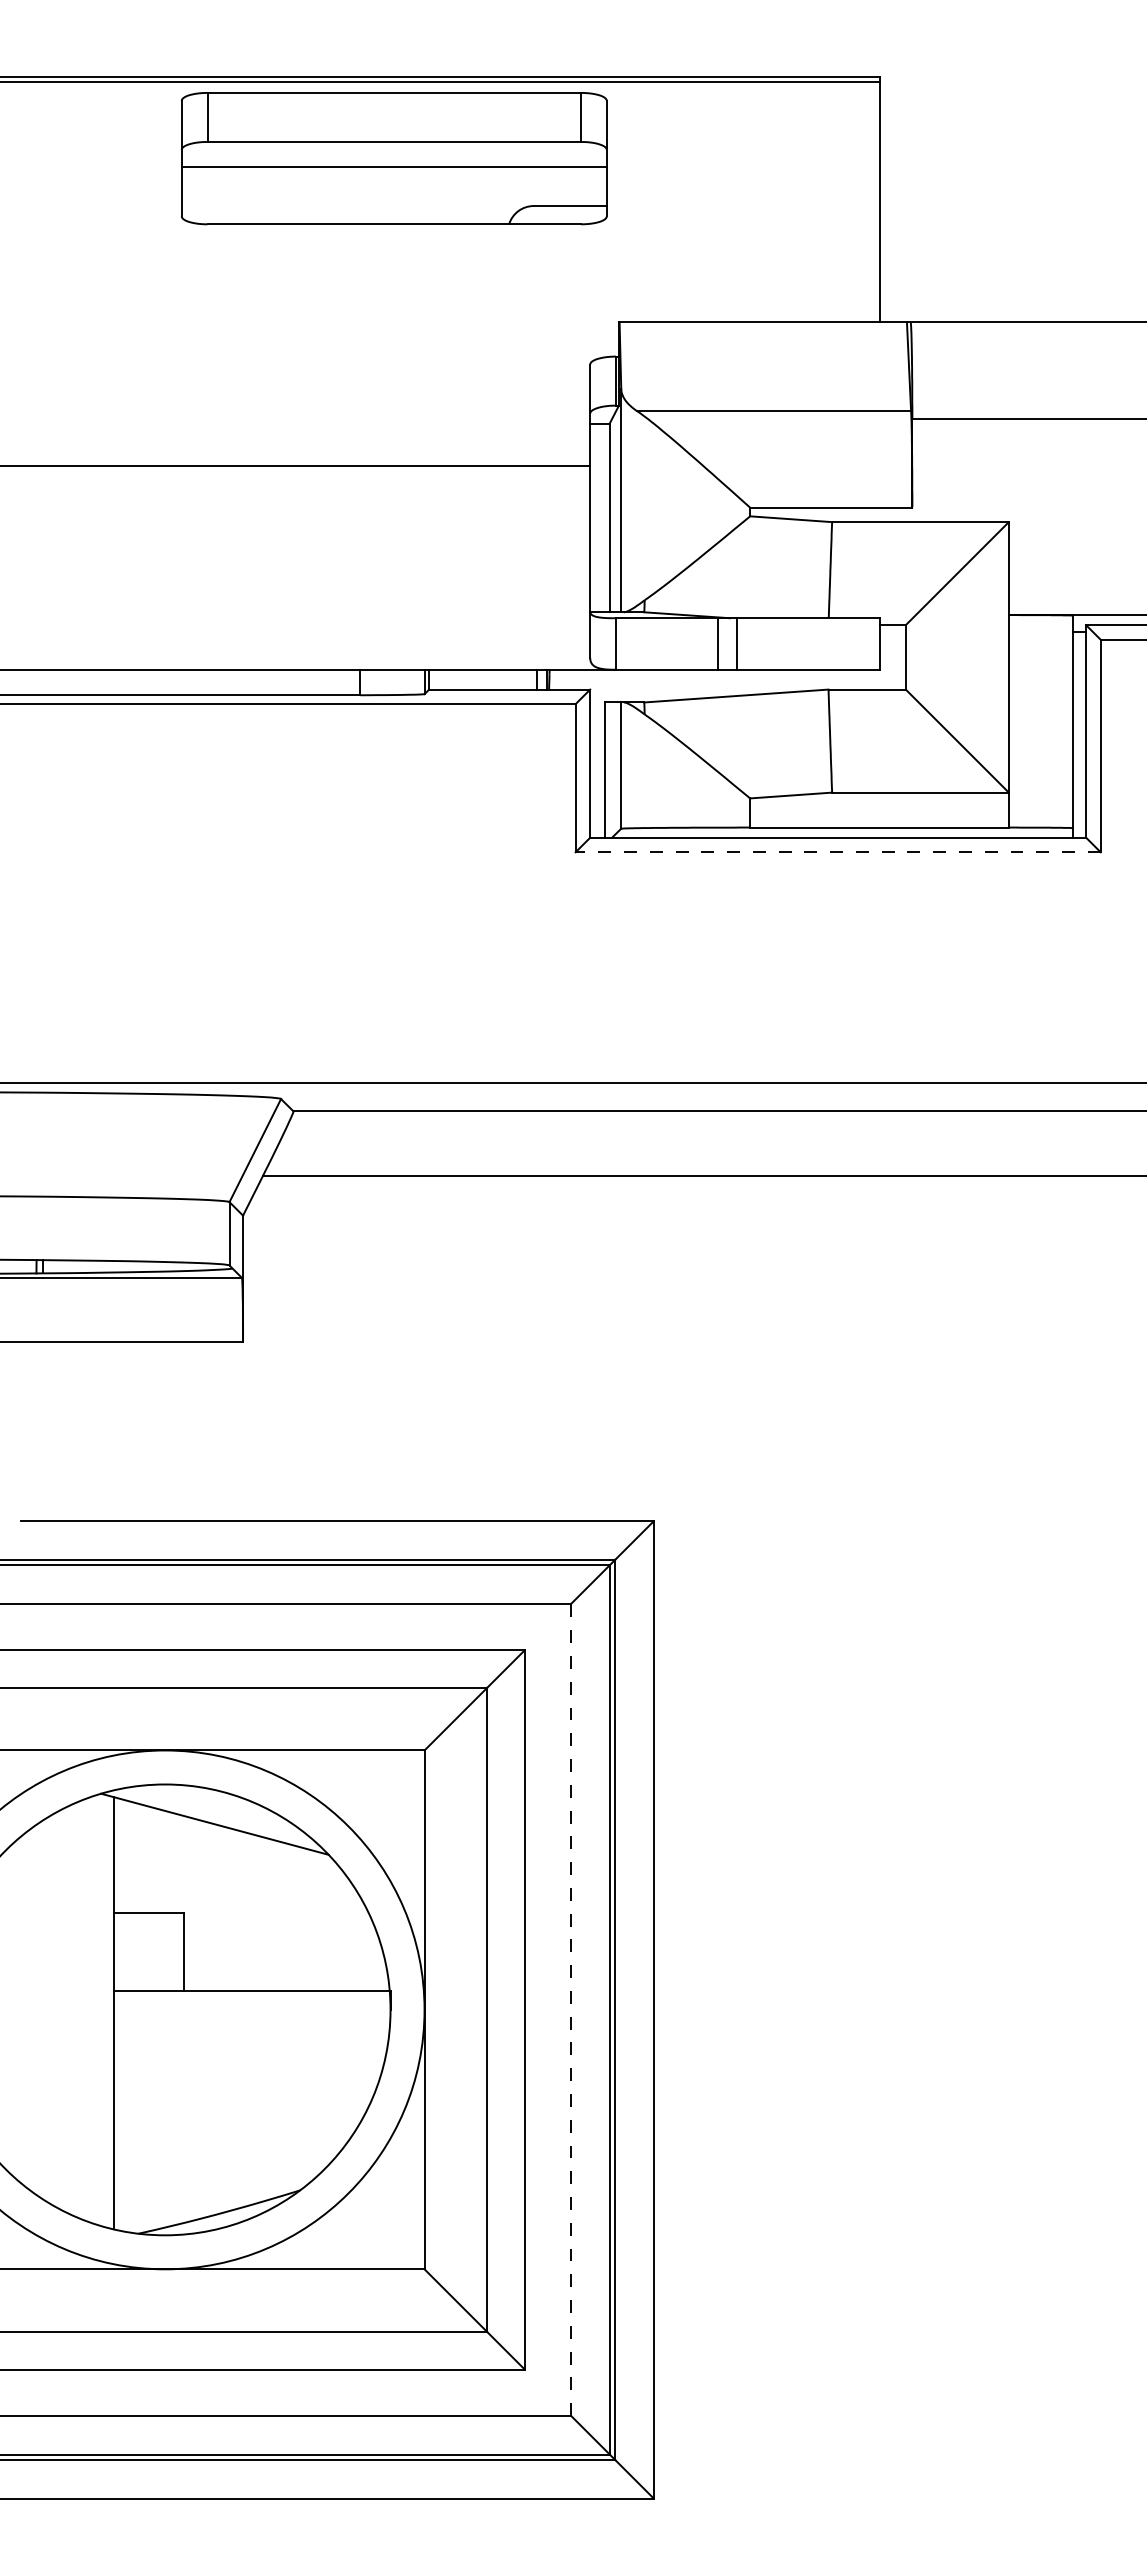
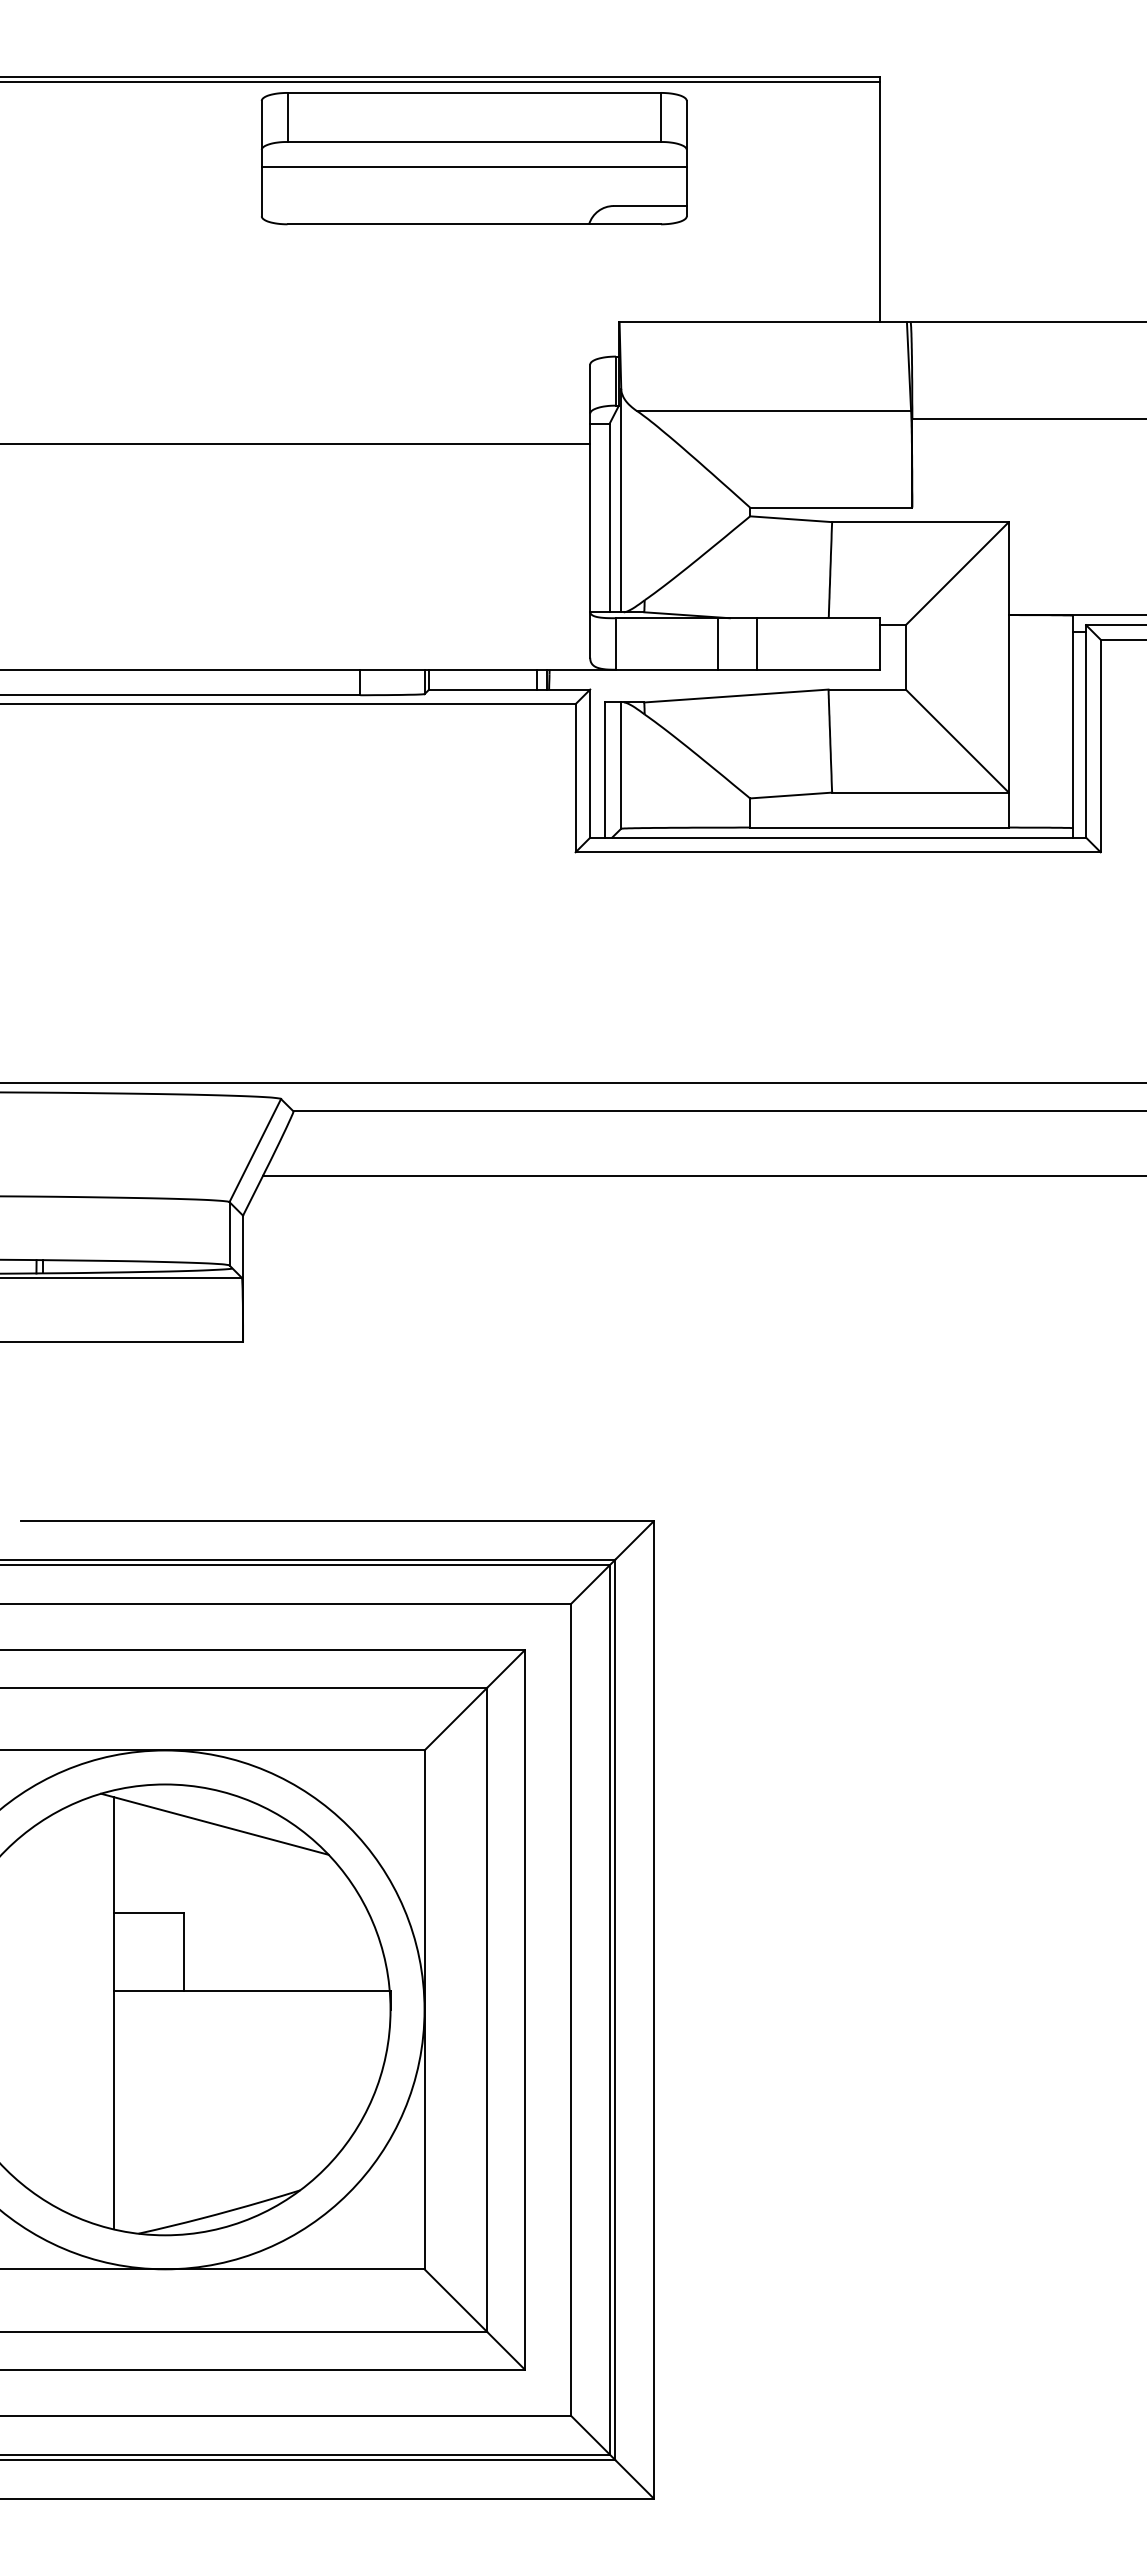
part position: (394, 158) -> (474, 158) (474, 158)
line position: (296, 465) -> (296, 443) (296, 443)
line position: (736, 643) -> (756, 643) (756, 643)
line: dashed -> solid (838, 852)
line: dashed -> solid (571, 2009)
